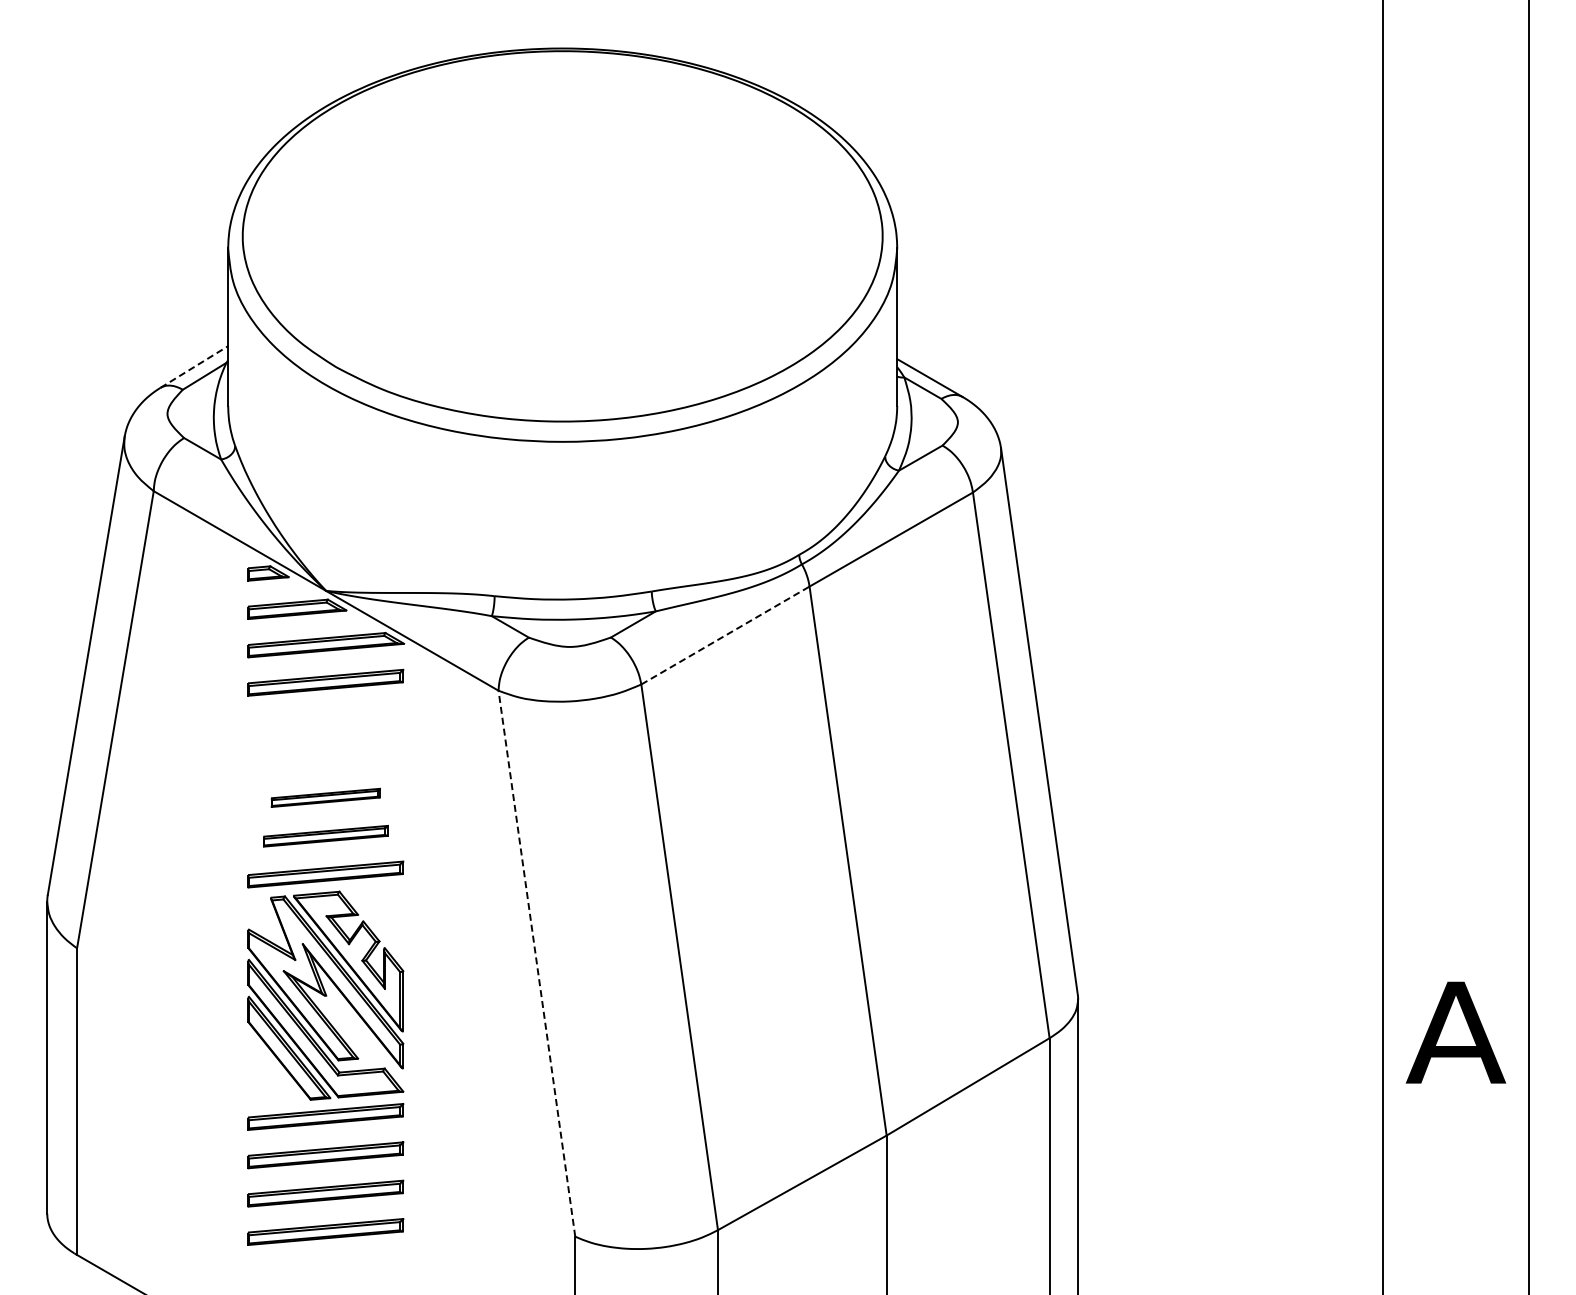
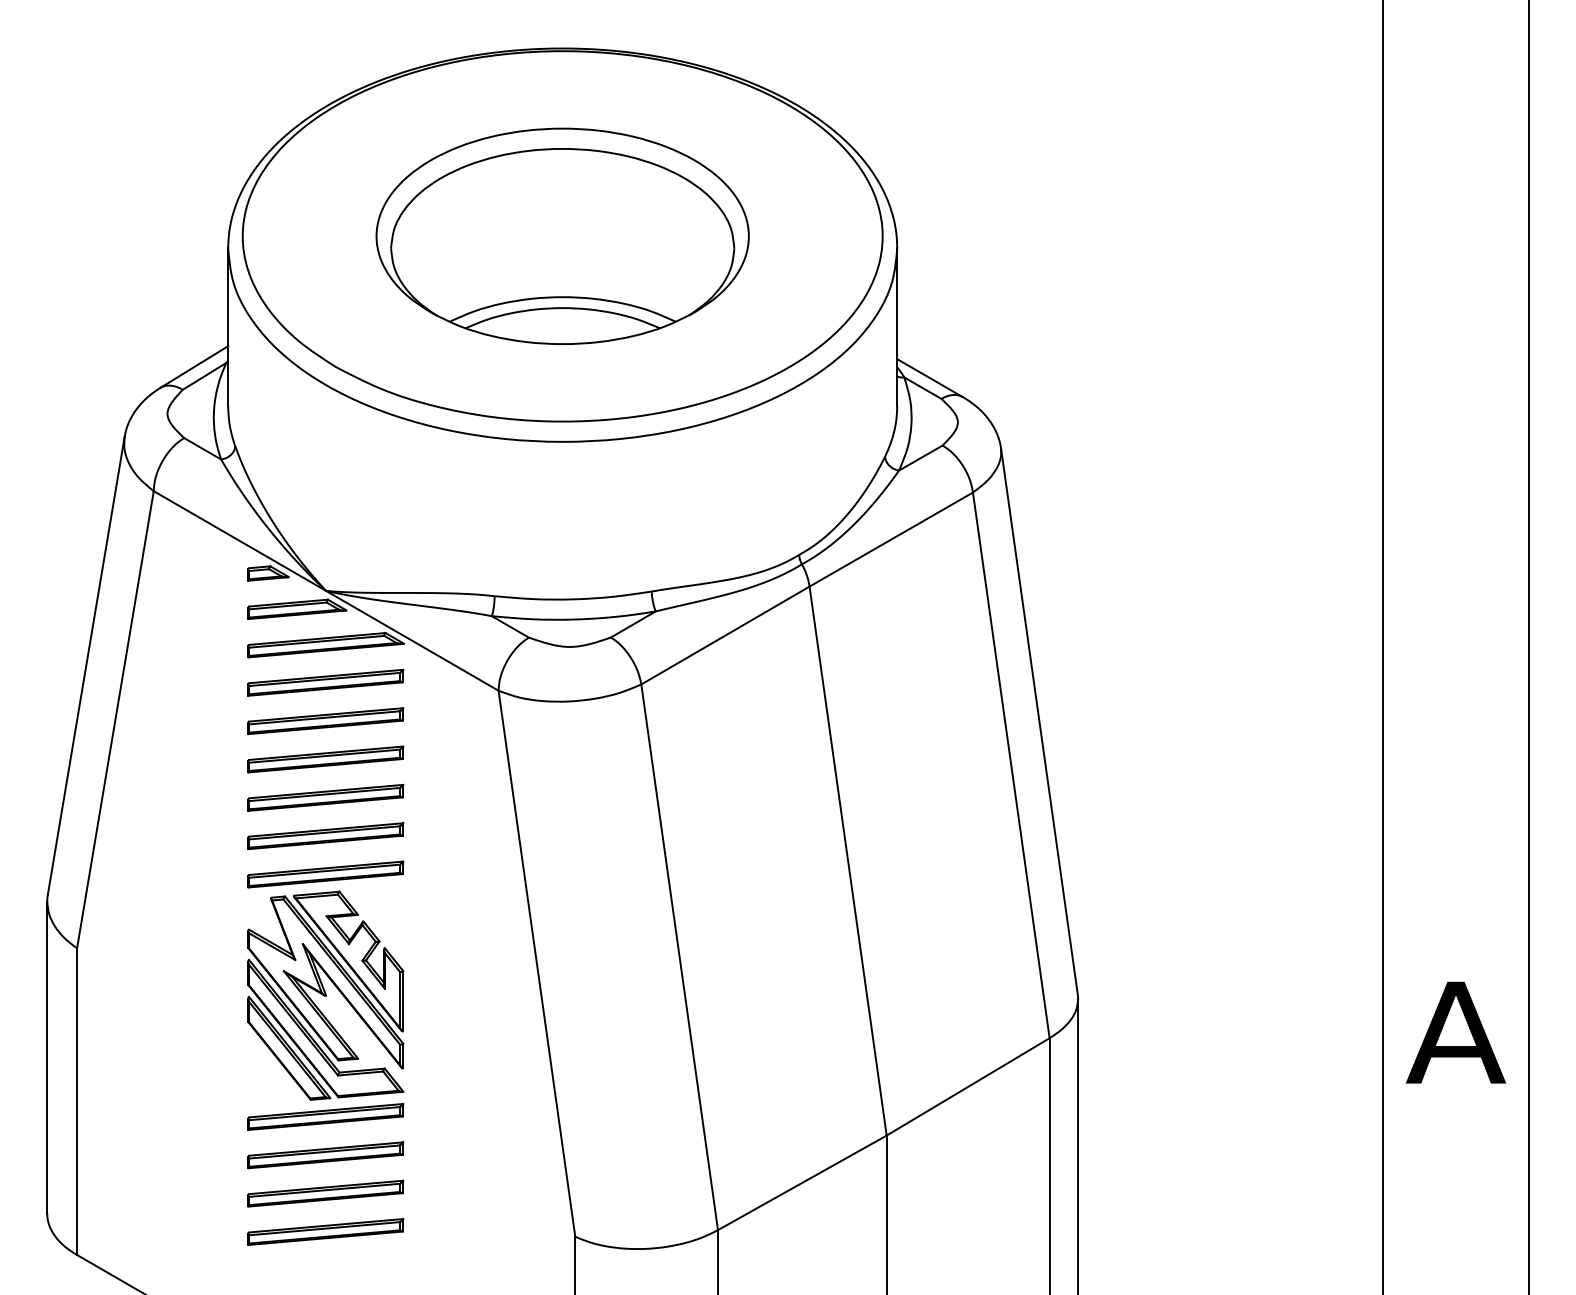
part: none -> present (562, 235)
line: dashed -> solid (194, 367)
line: dashed -> solid (725, 635)
part: none -> present (325, 720)
part: none -> present (325, 759)
part size: 111x21 px -> 158x28 px (325, 797)
part size: 126x23 px -> 158x29 px (325, 836)
line: dashed -> solid (536, 963)
